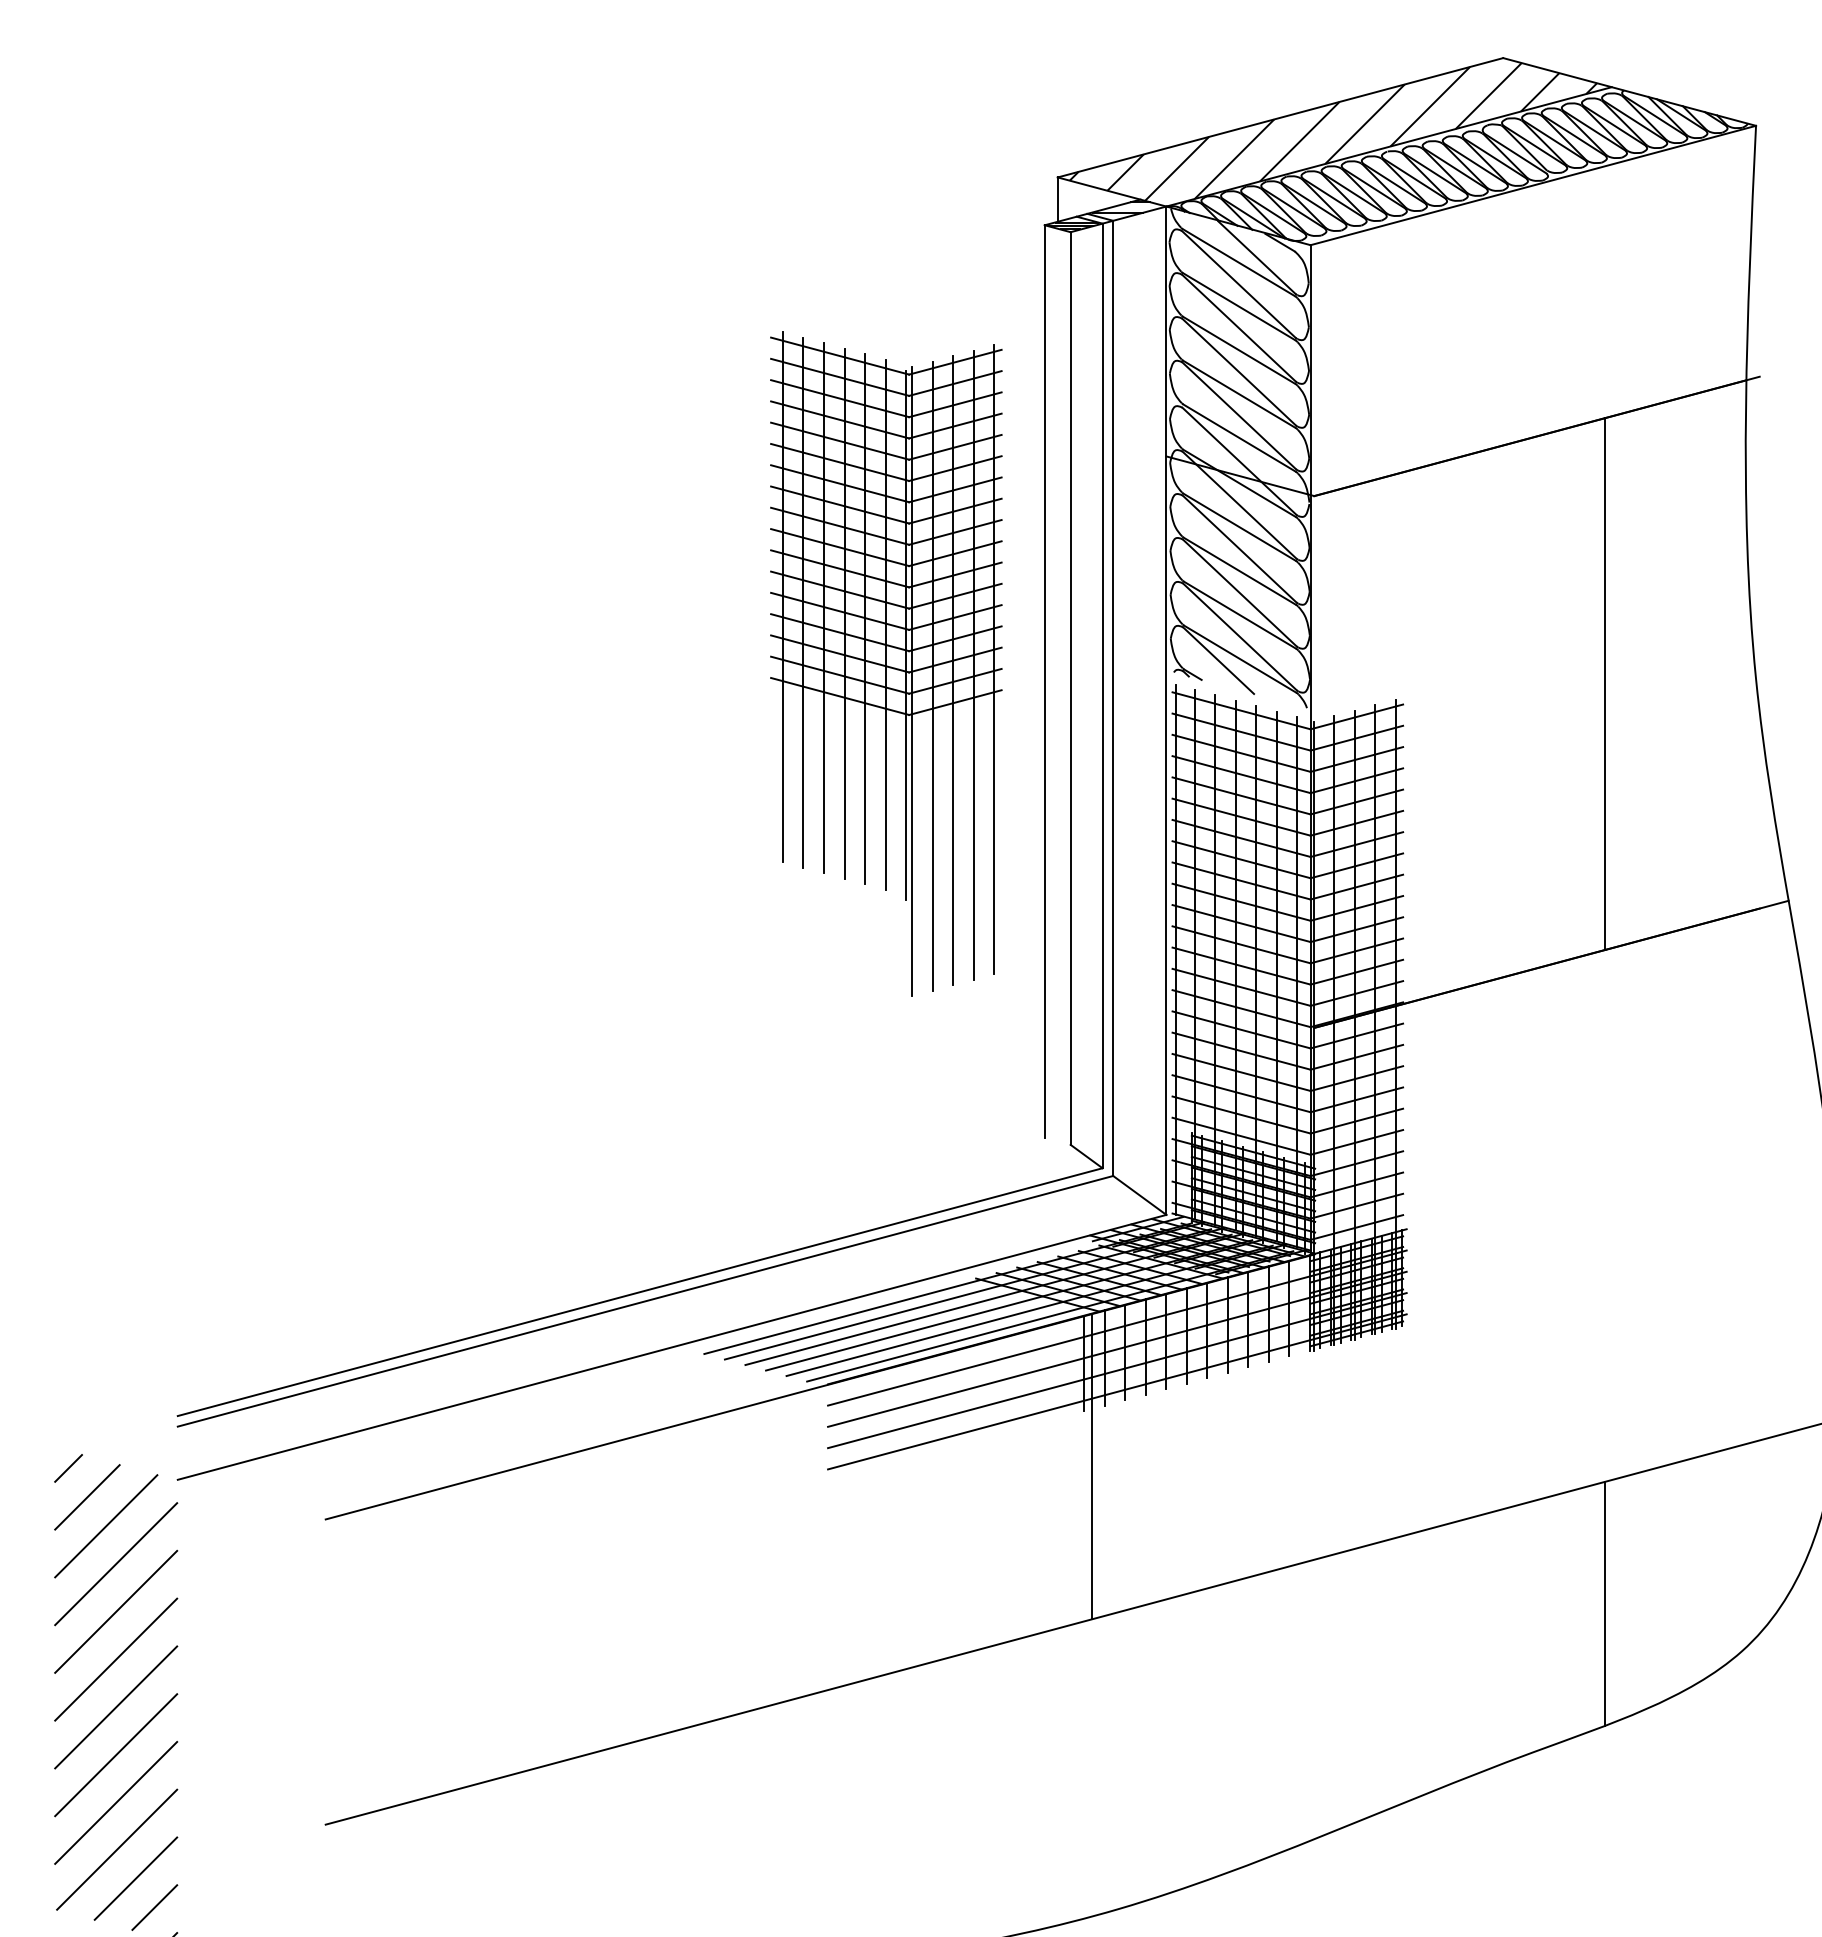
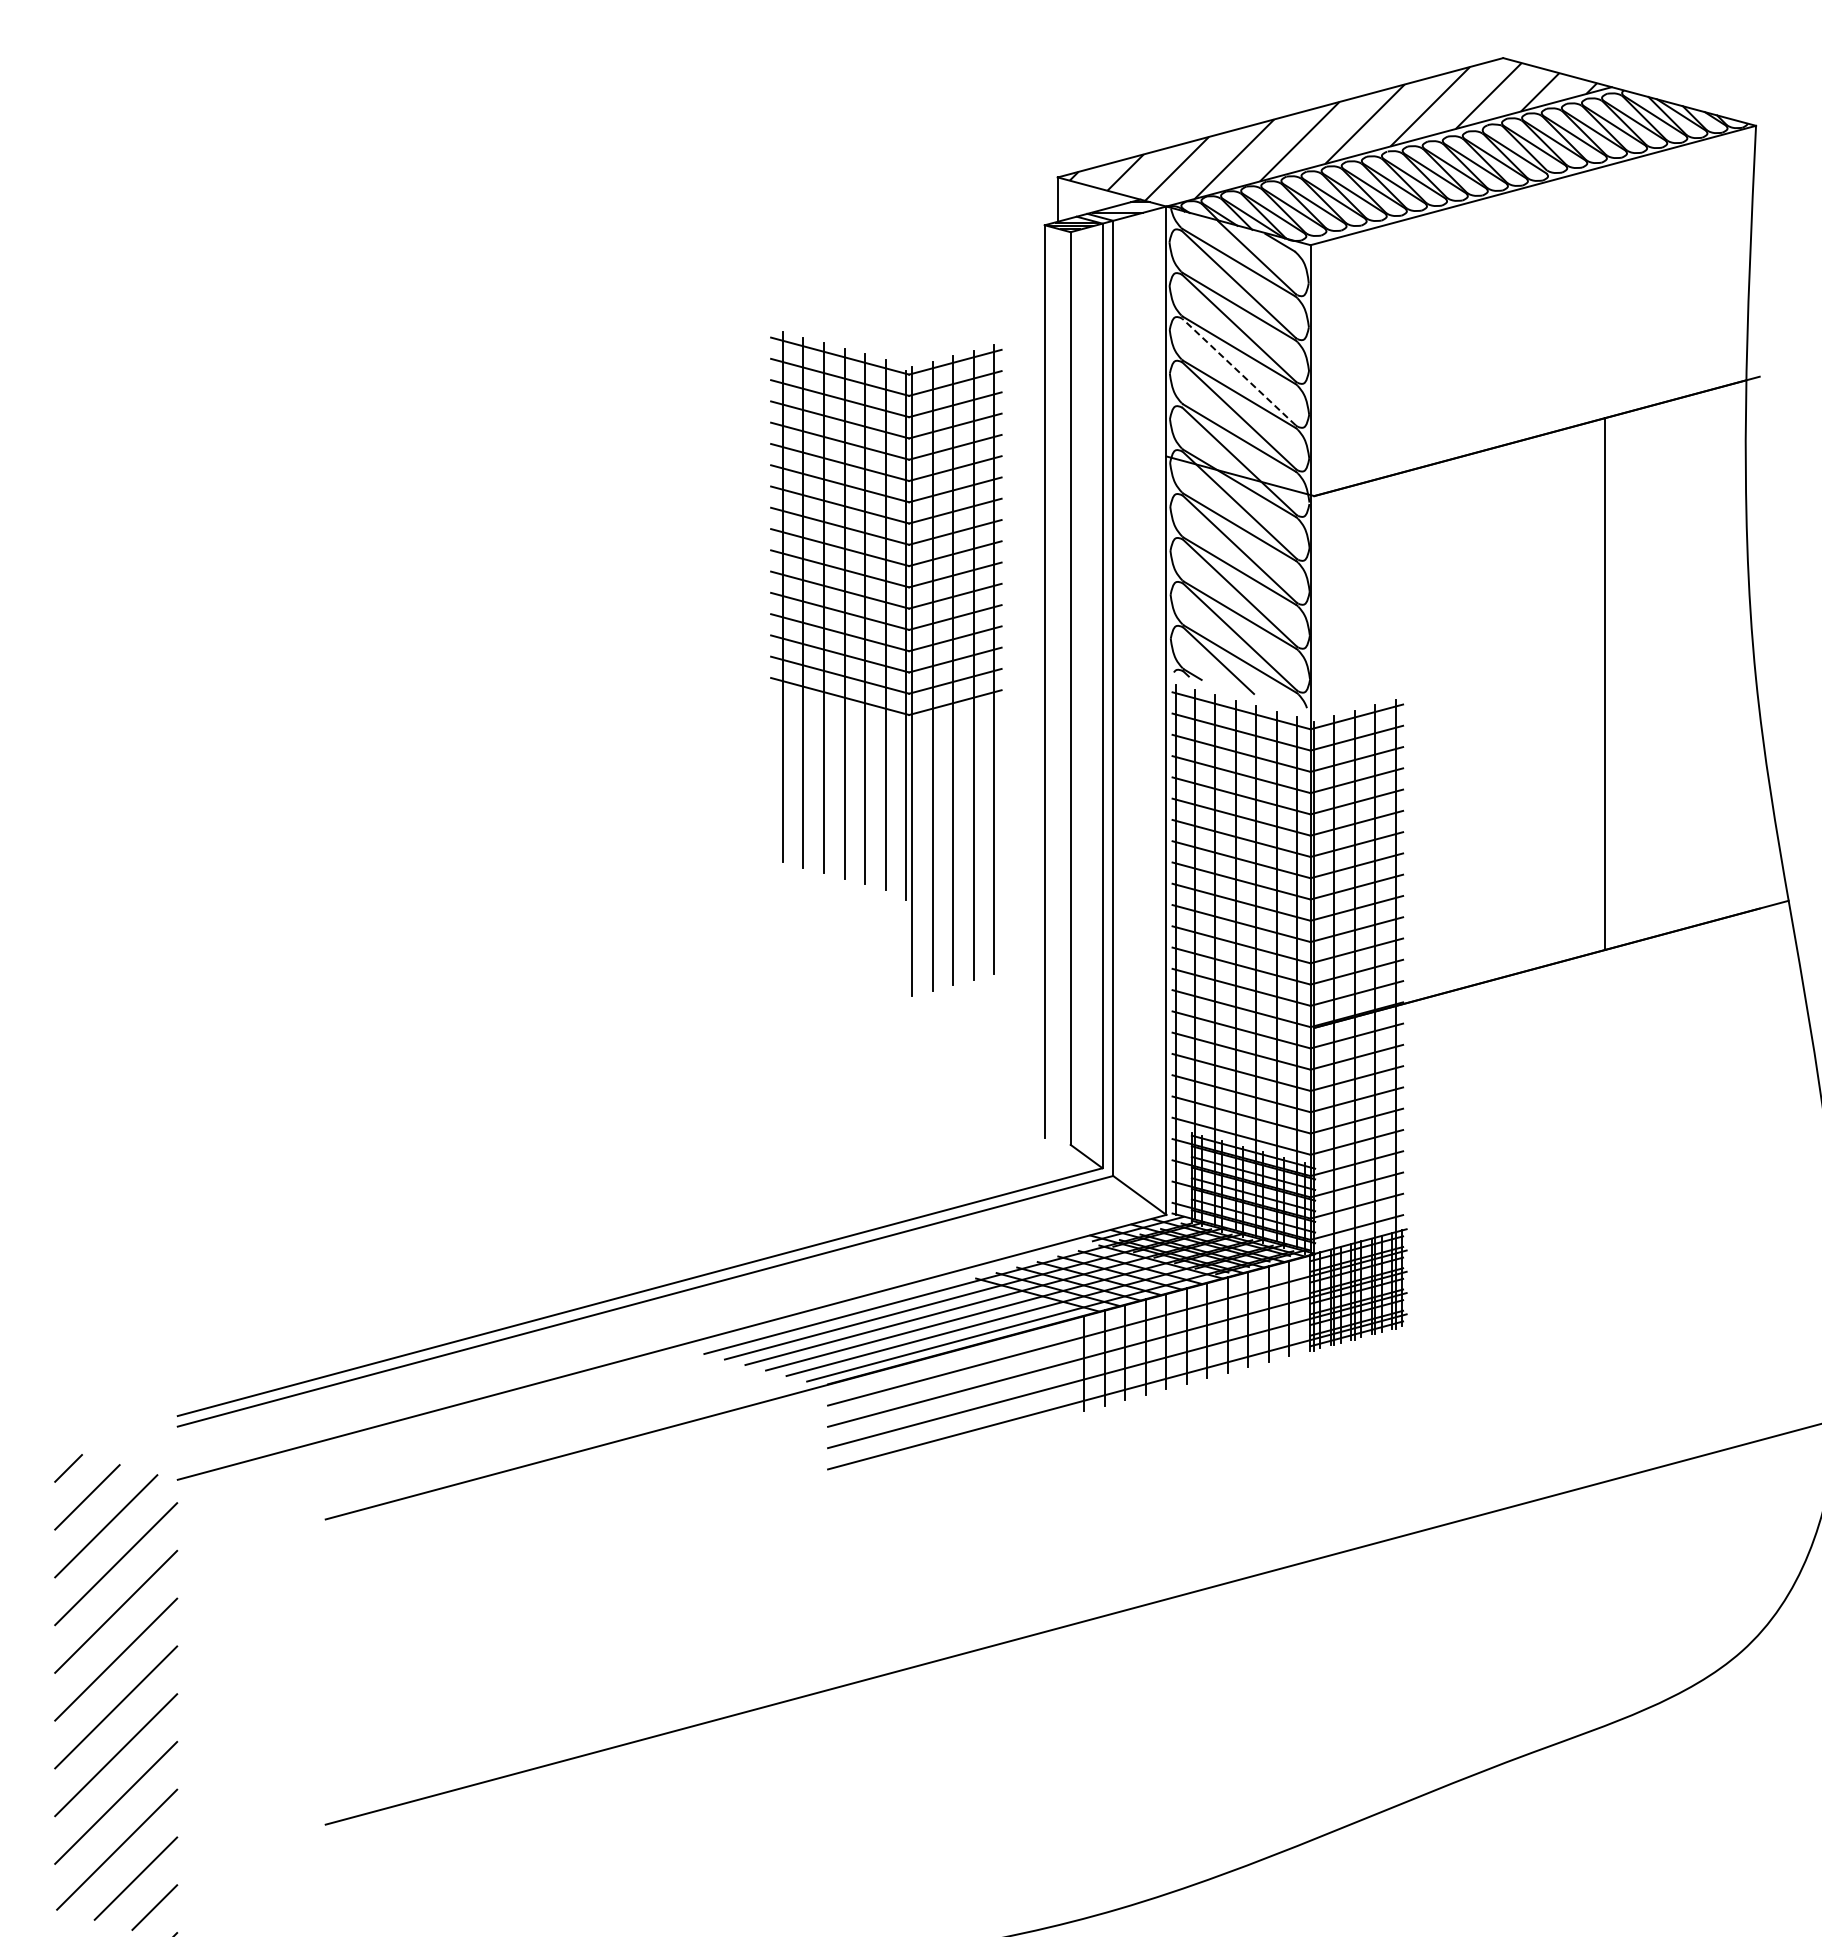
line: solid -> dashed (1239, 372)
line: present -> none (1091, 1466)
line: present -> none (1605, 1603)
